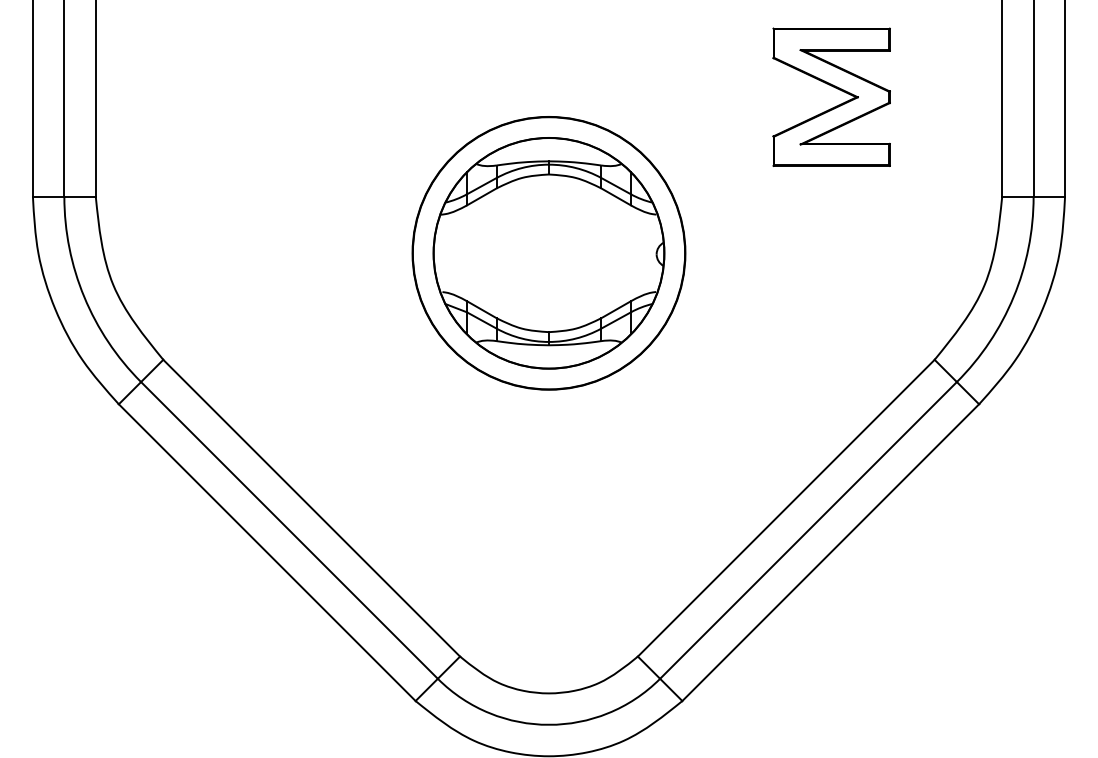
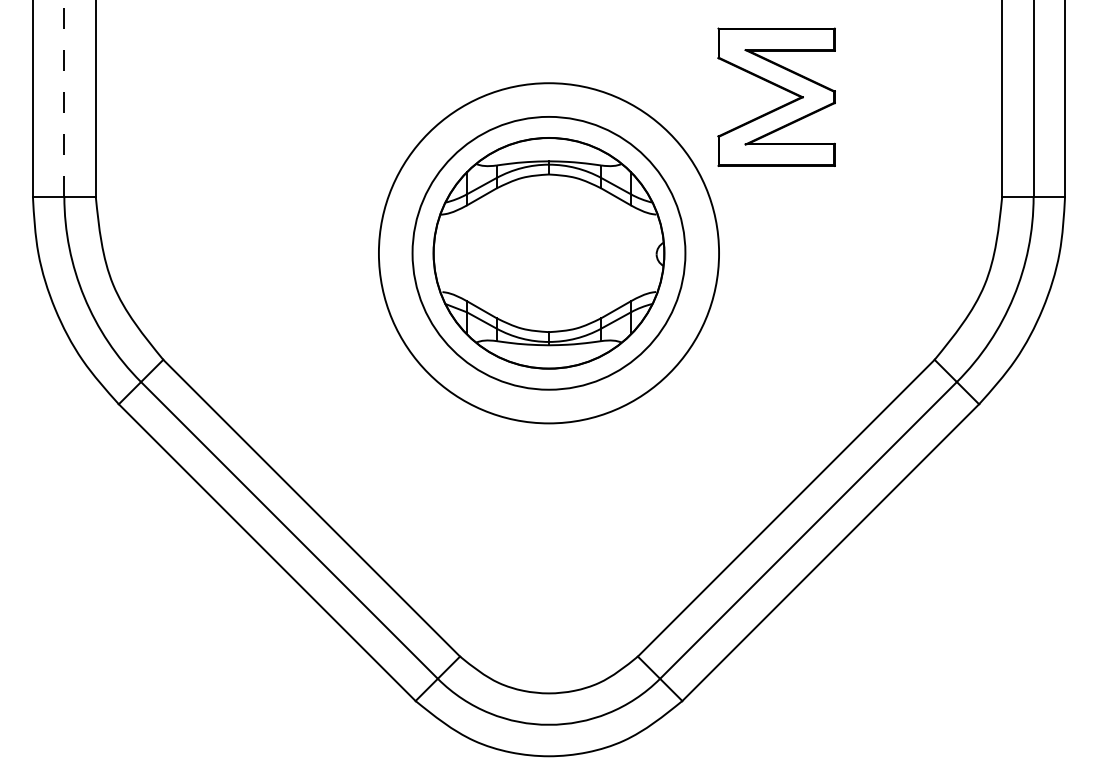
part position: (835, 88) -> (780, 88) (780, 88)
line: solid -> dashed (64, 98)
circle diameter: 272 px -> 340 px (548, 253)
